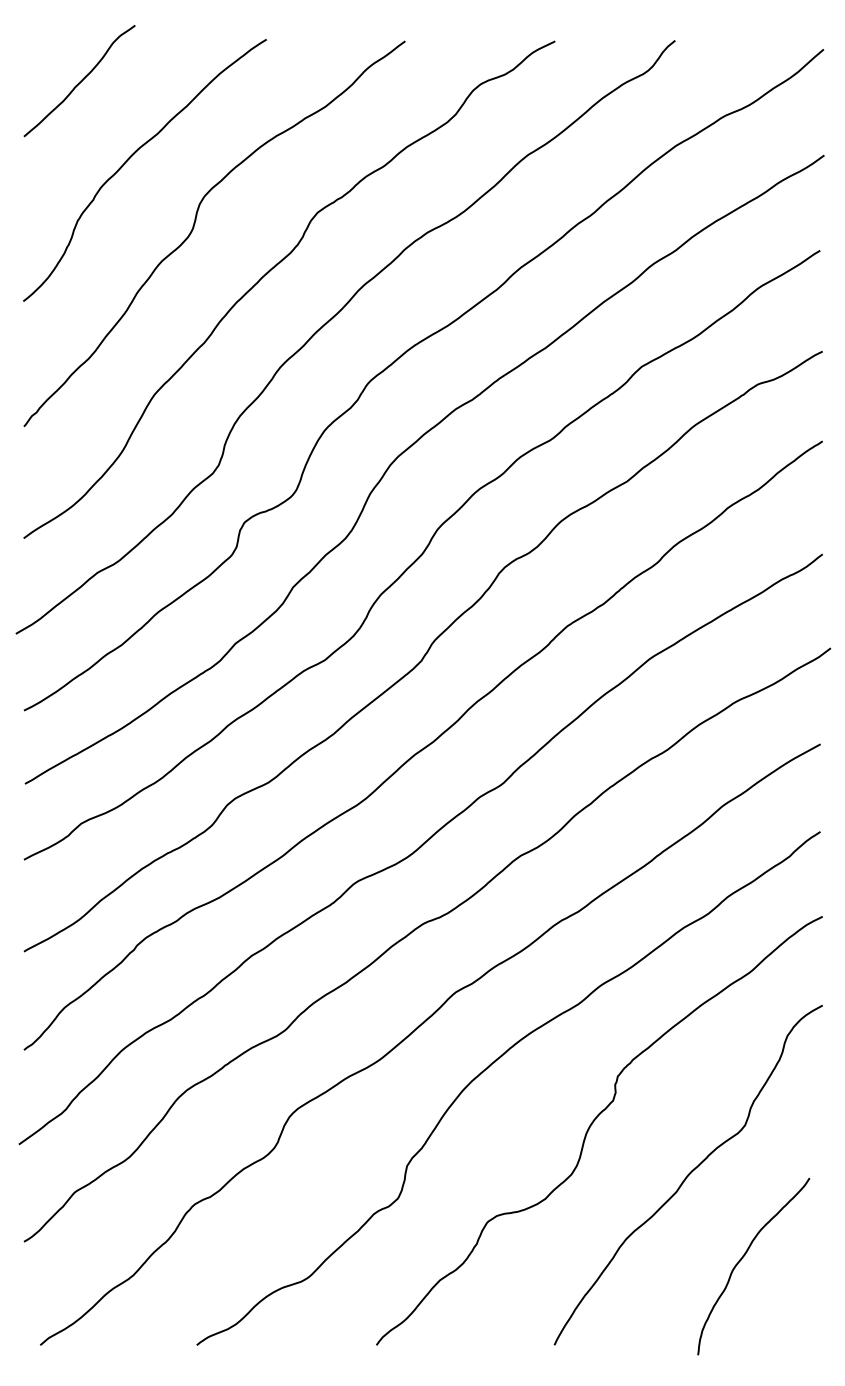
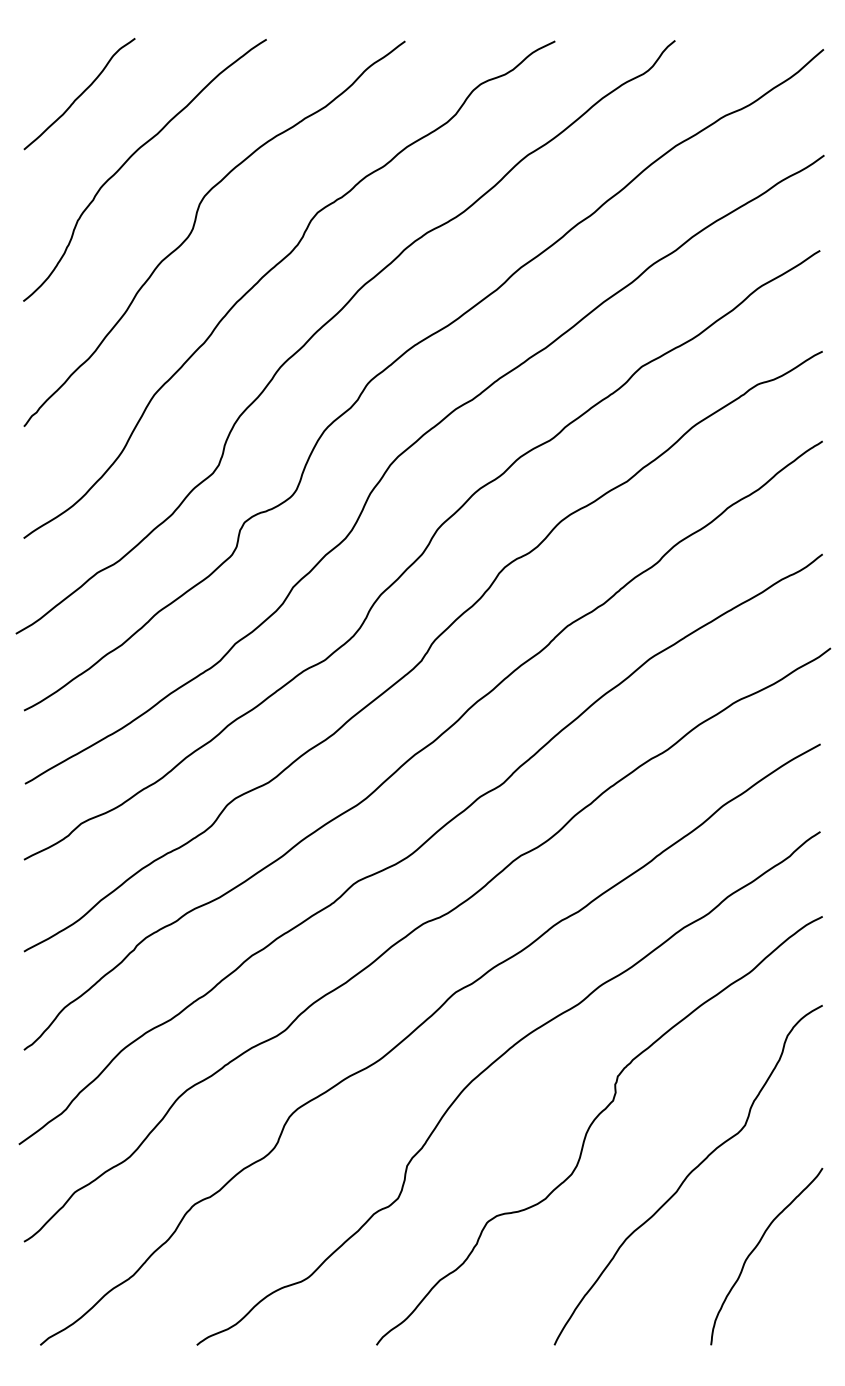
curve position: (79, 81) -> (79, 94) (79, 94)
curve position: (742, 1259) -> (755, 1249) (755, 1249)
